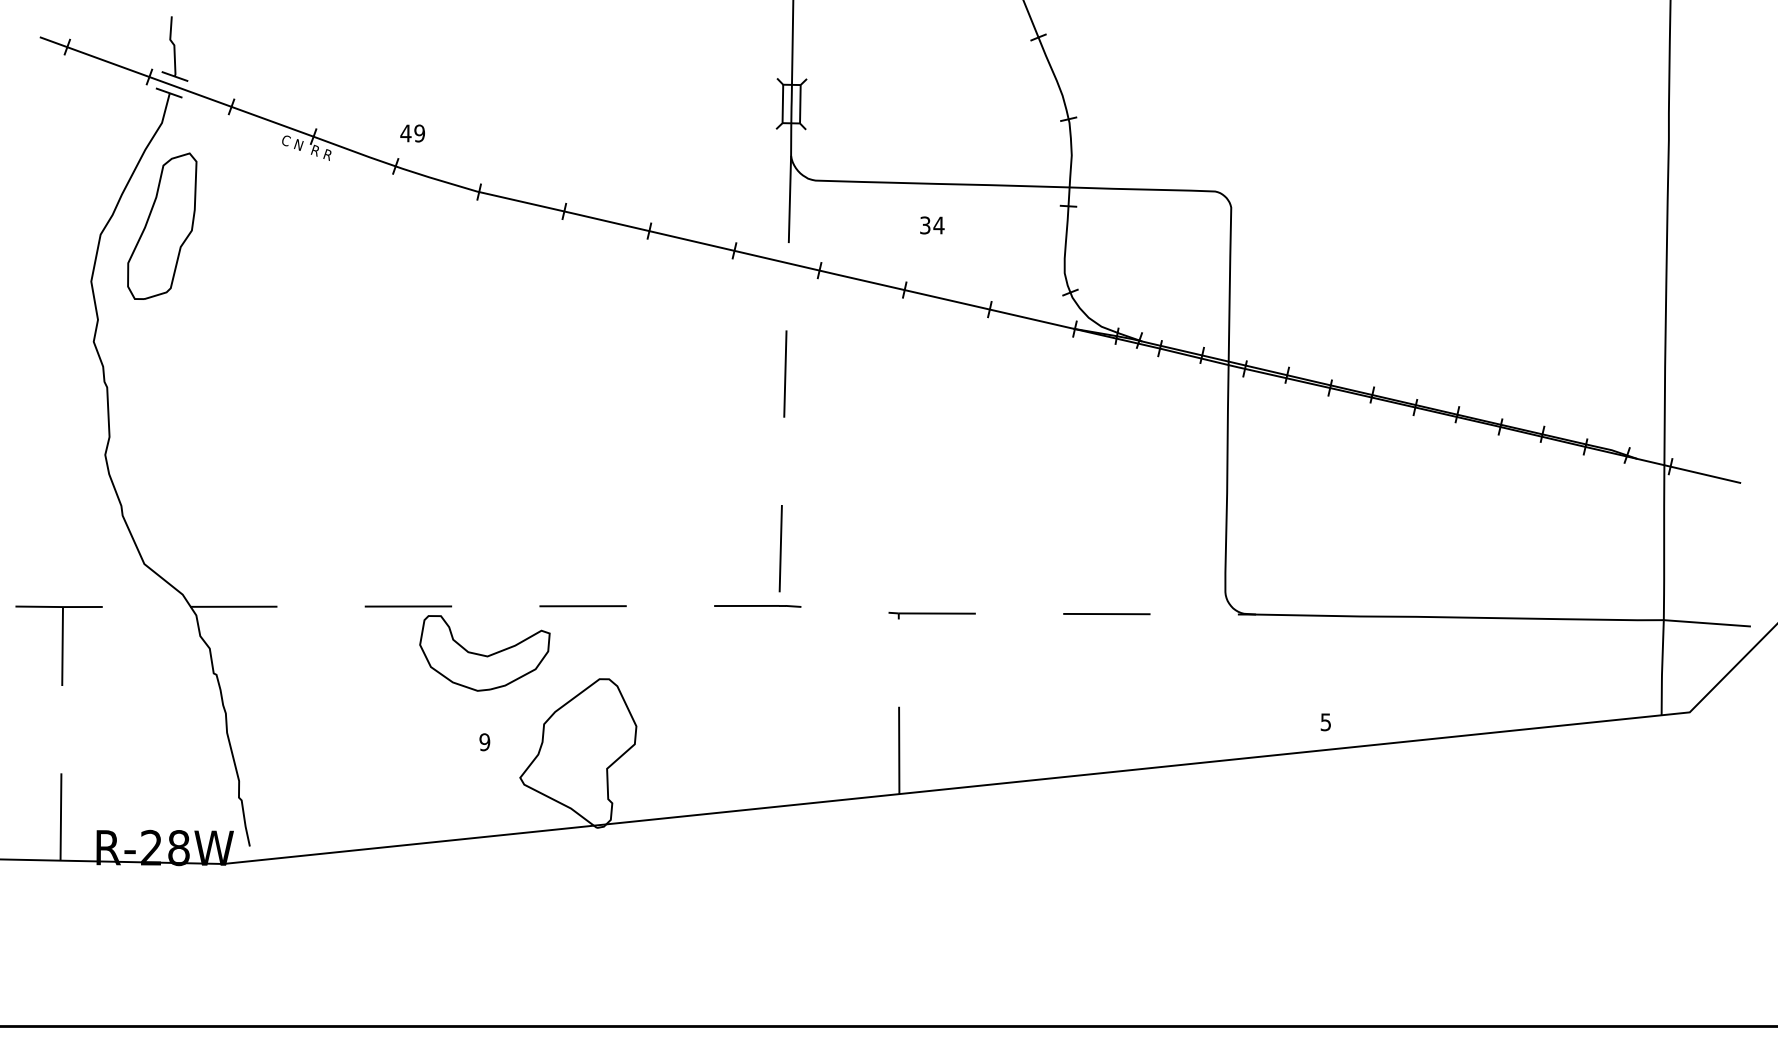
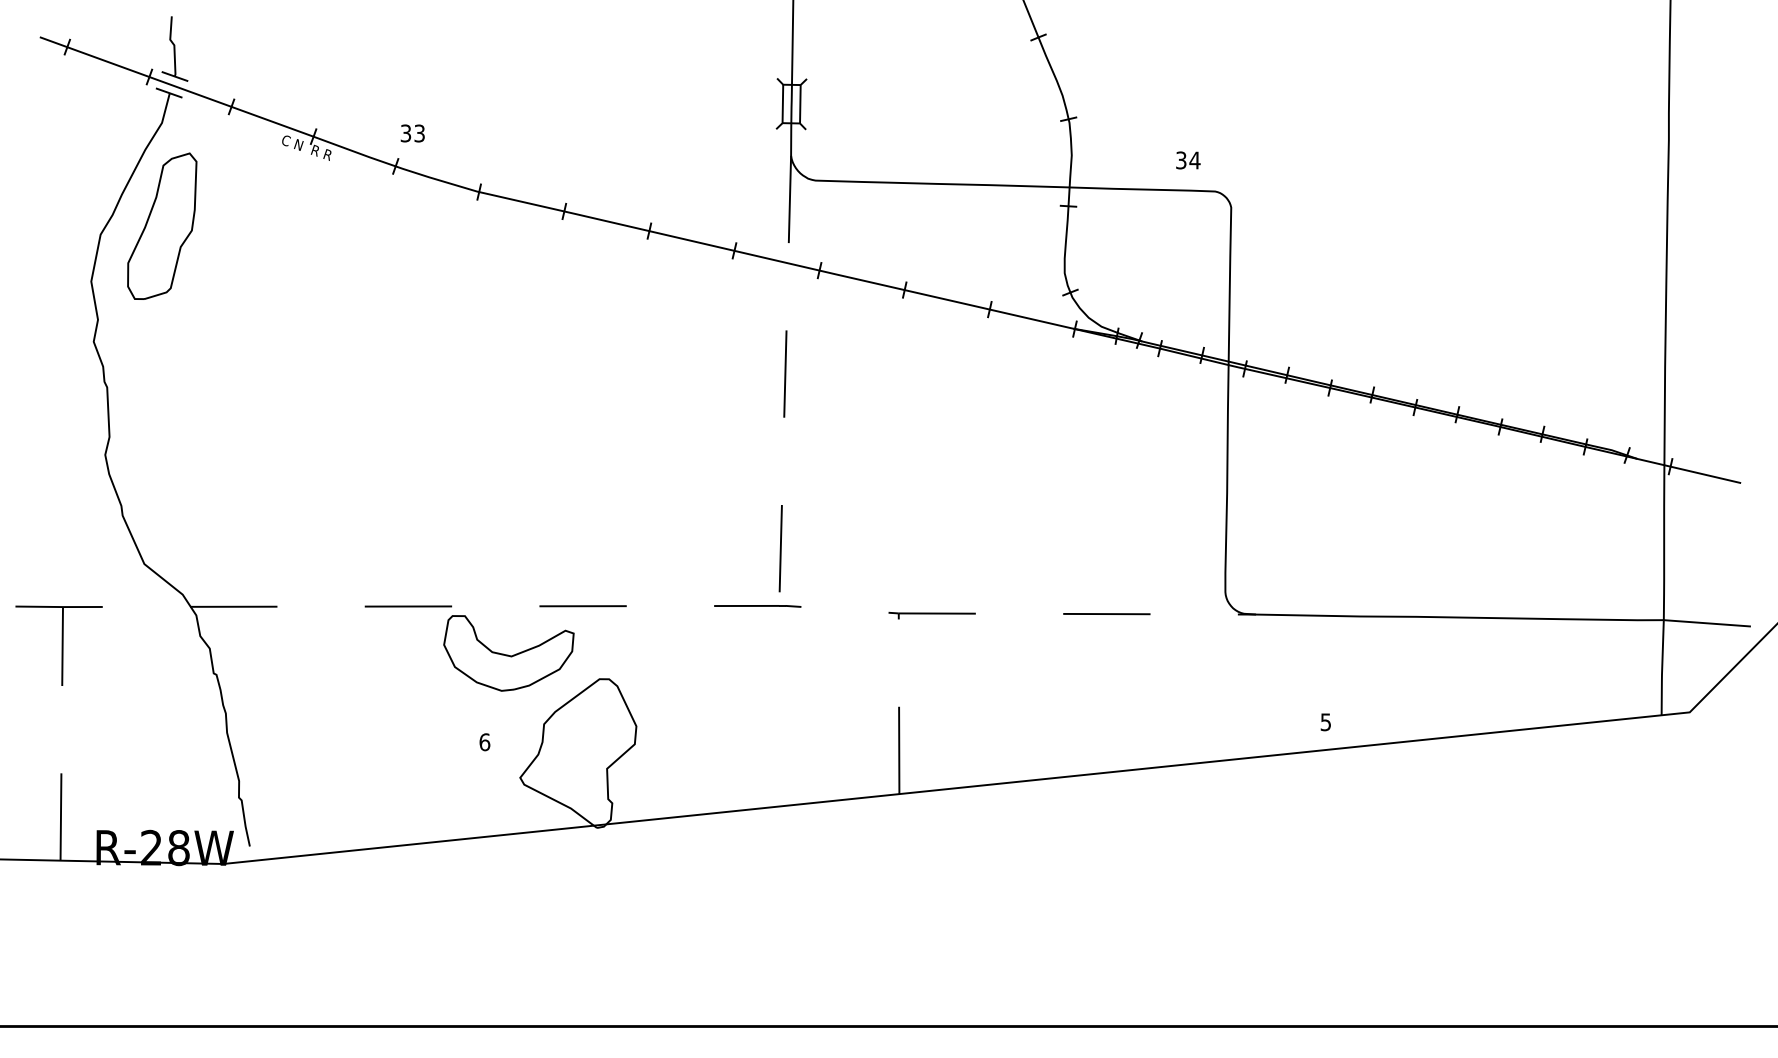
text: 49 -> 33 (412, 133)
text position: (932, 225) -> (1188, 160) (1188, 160)
part position: (484, 653) -> (508, 653) (508, 653)
text: 9 -> 6 (484, 742)
